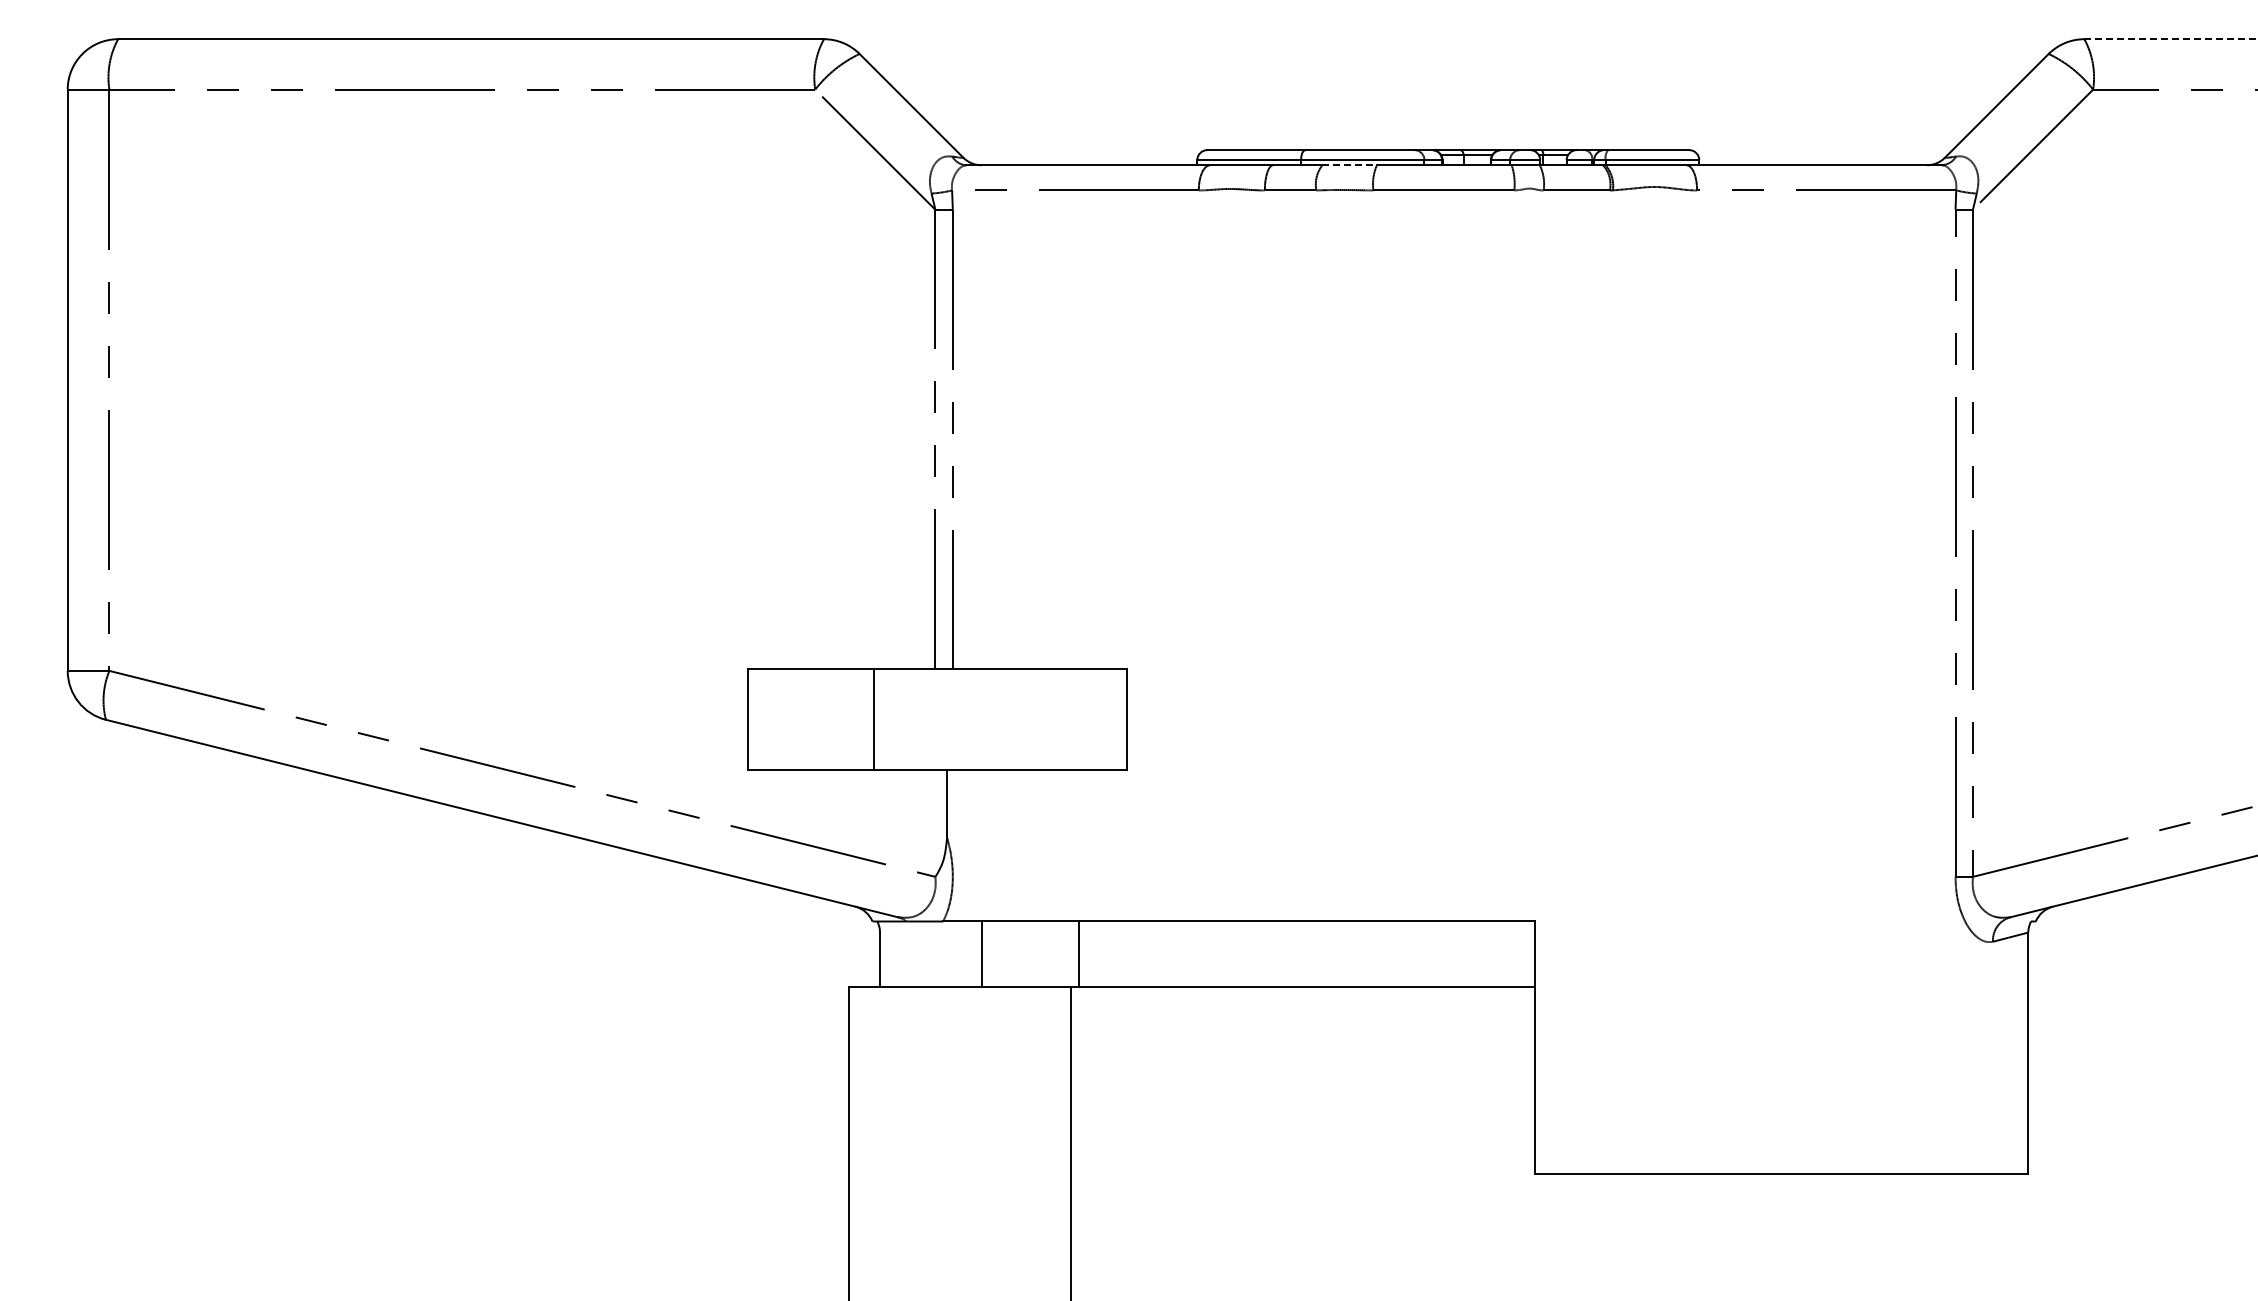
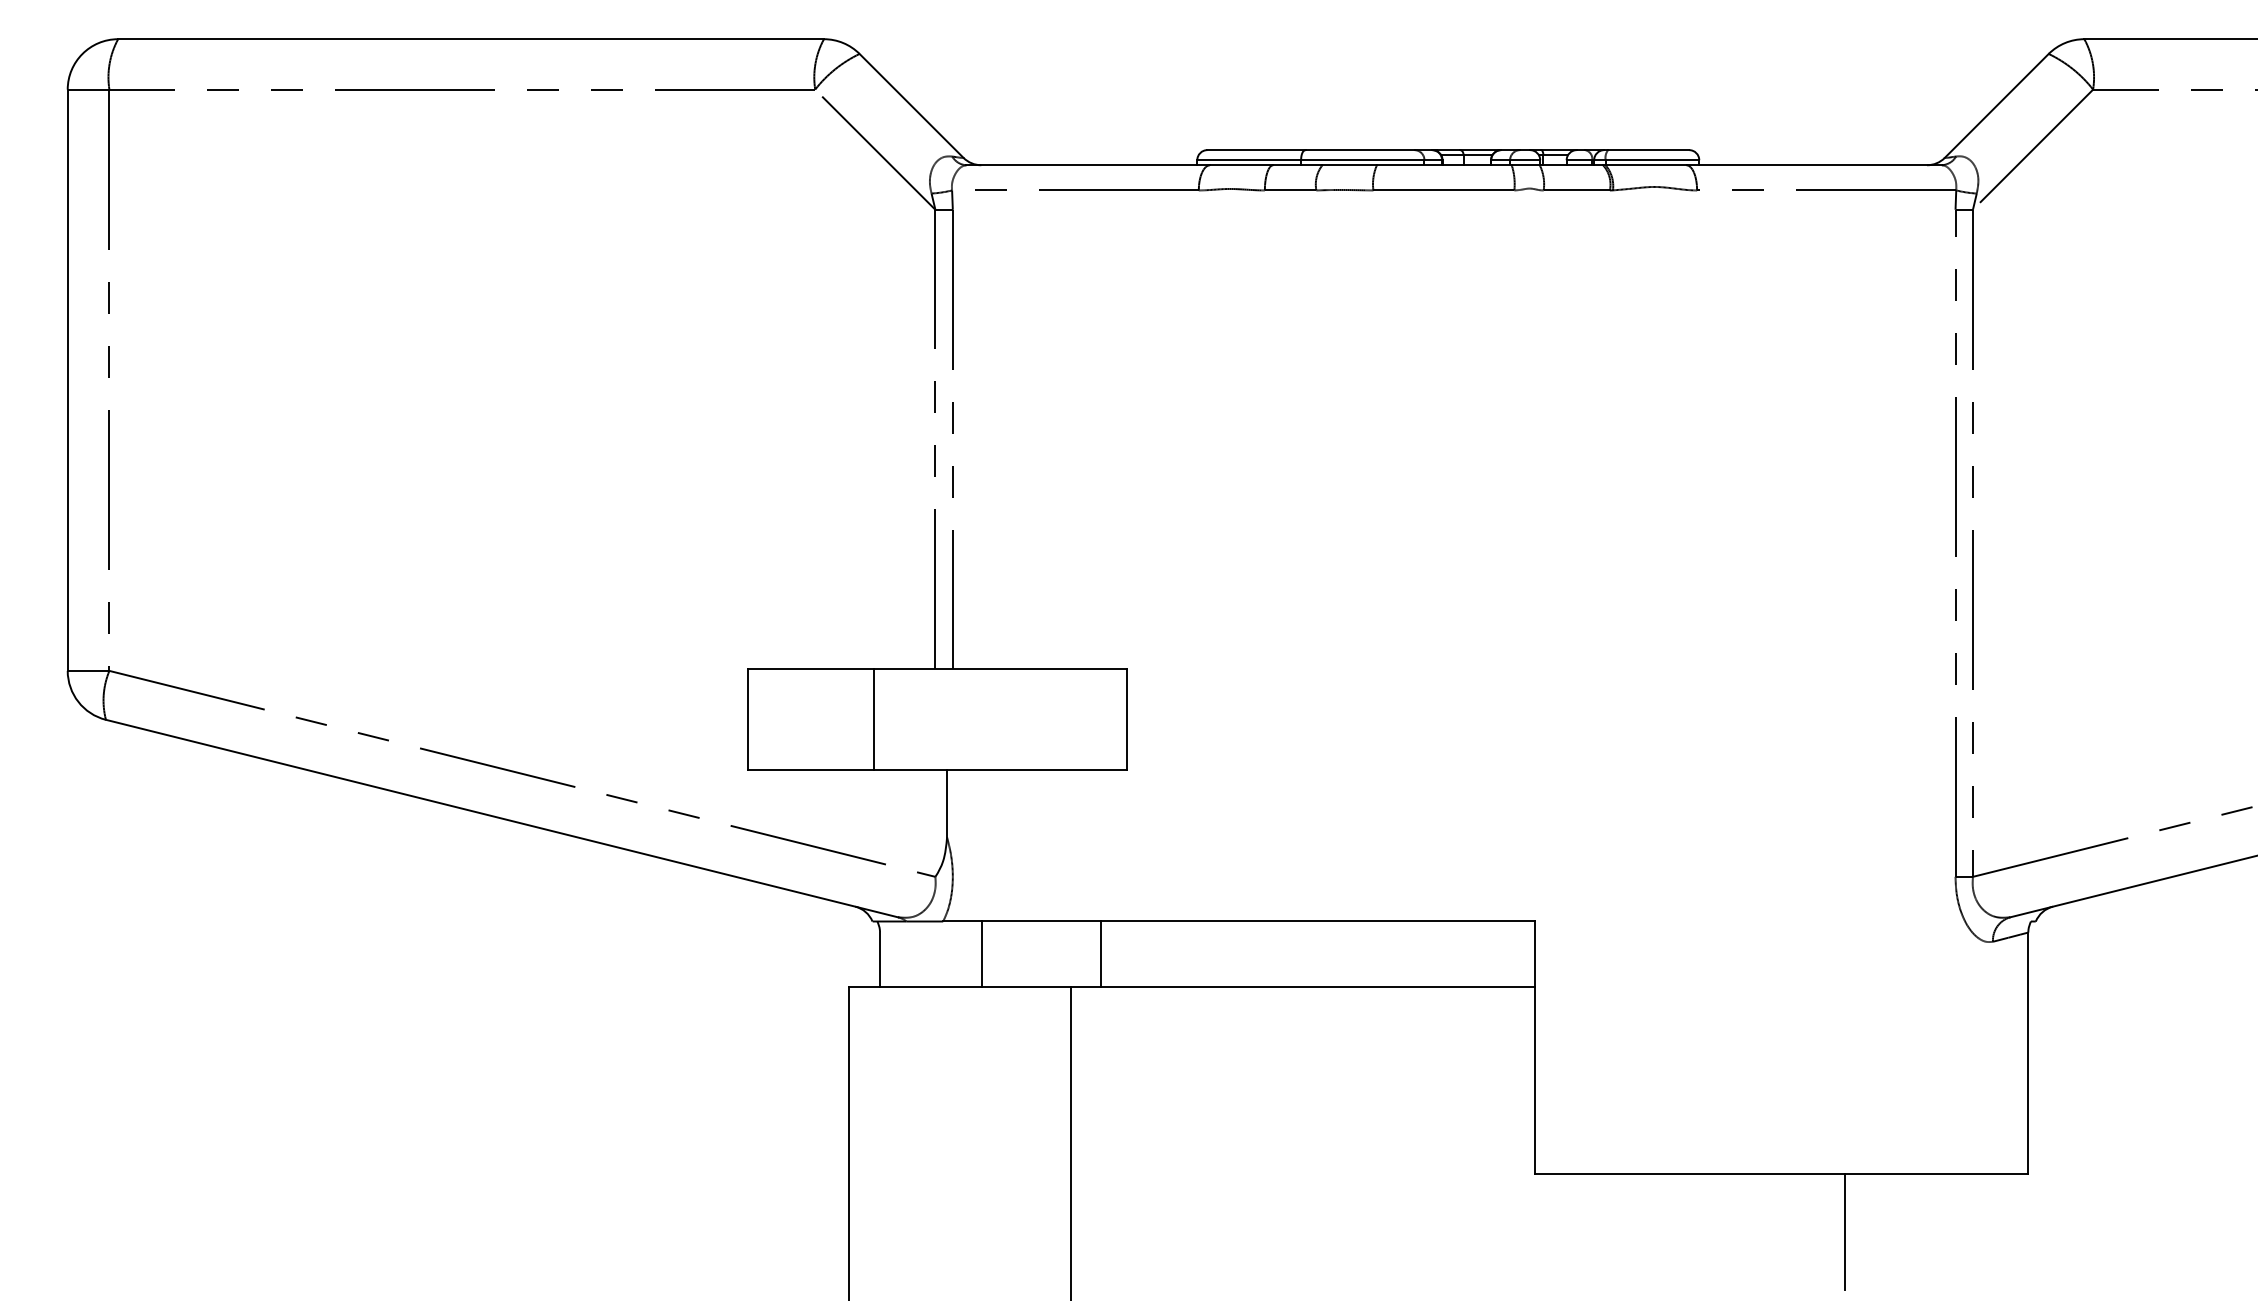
line: dashed -> solid (2171, 39)
line: dashed -> solid (1350, 165)
line position: (1079, 954) -> (1101, 954) (1101, 954)
line: none -> present (1844, 1231)
